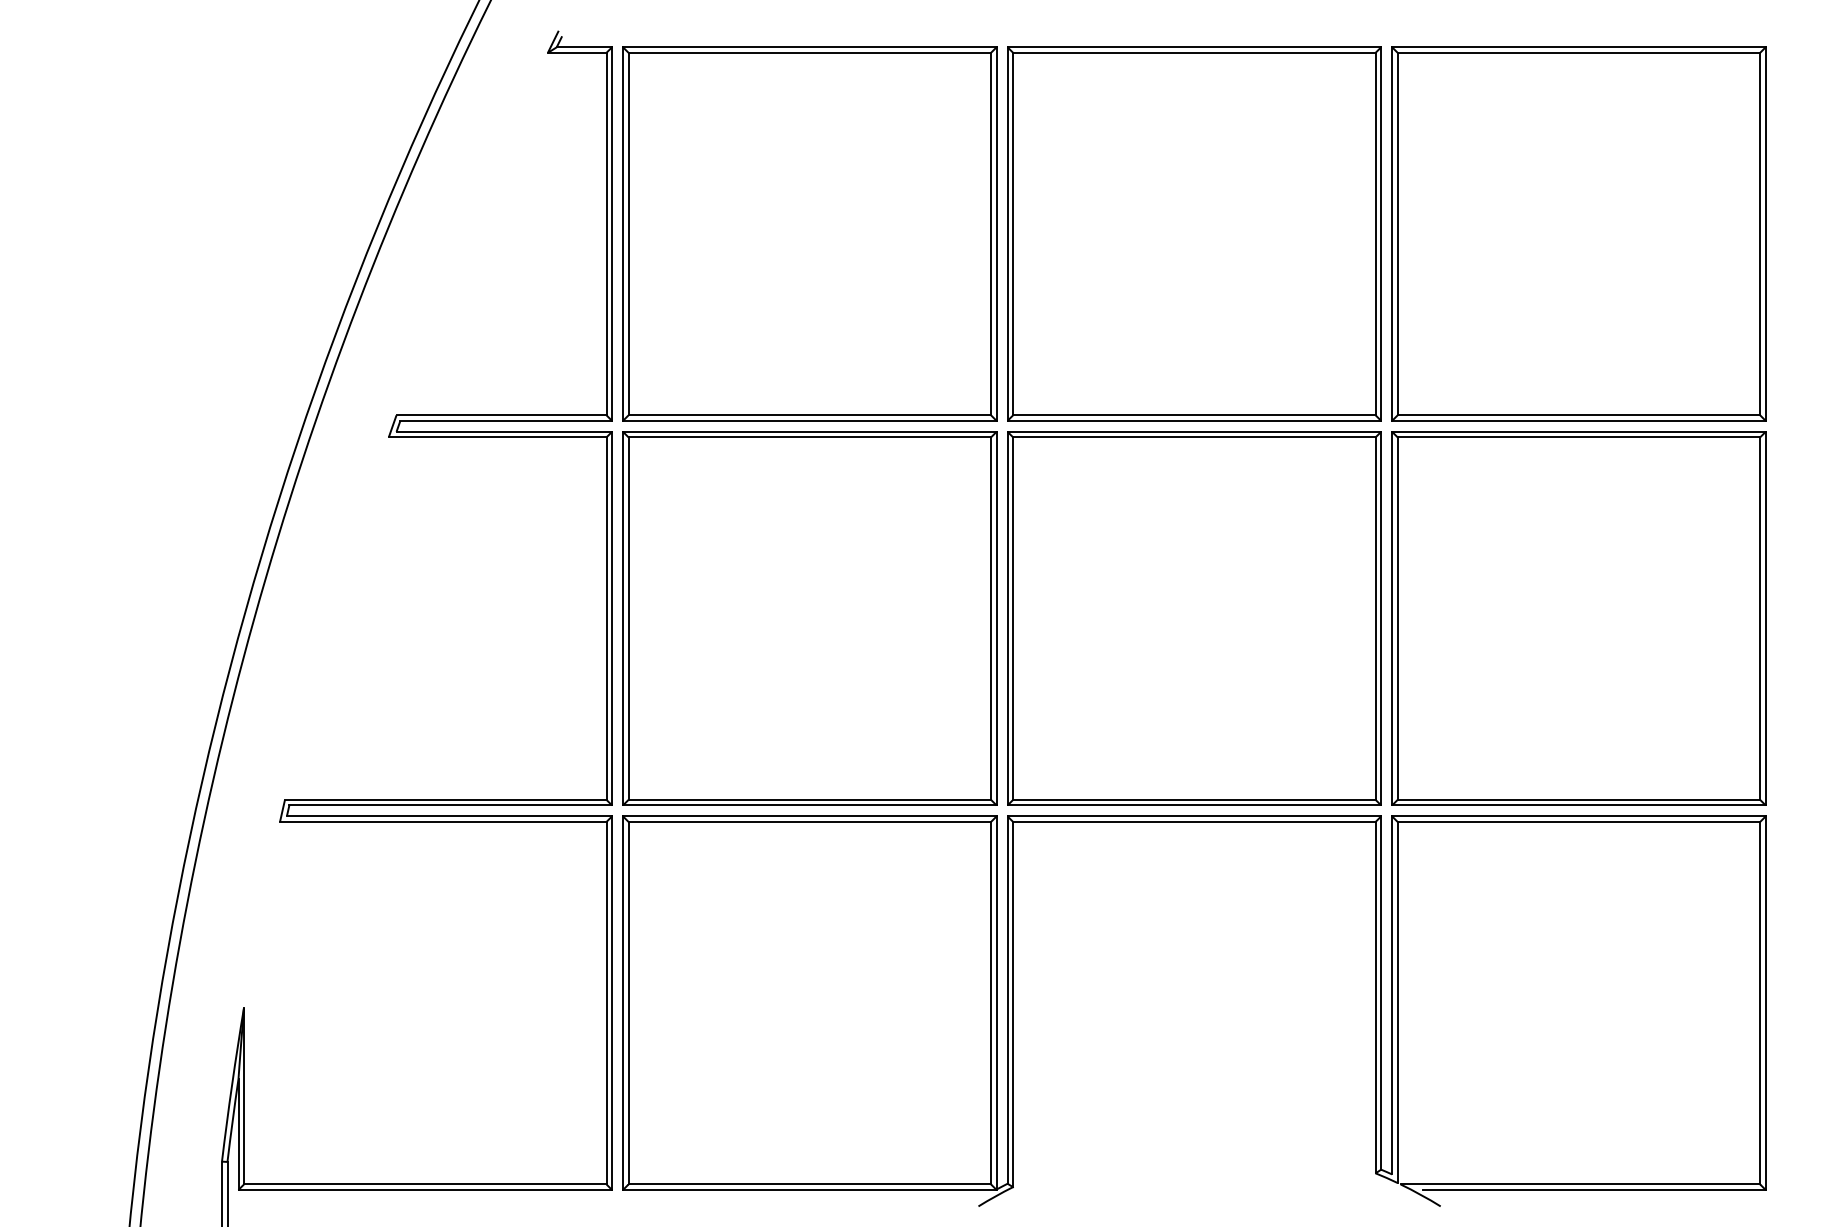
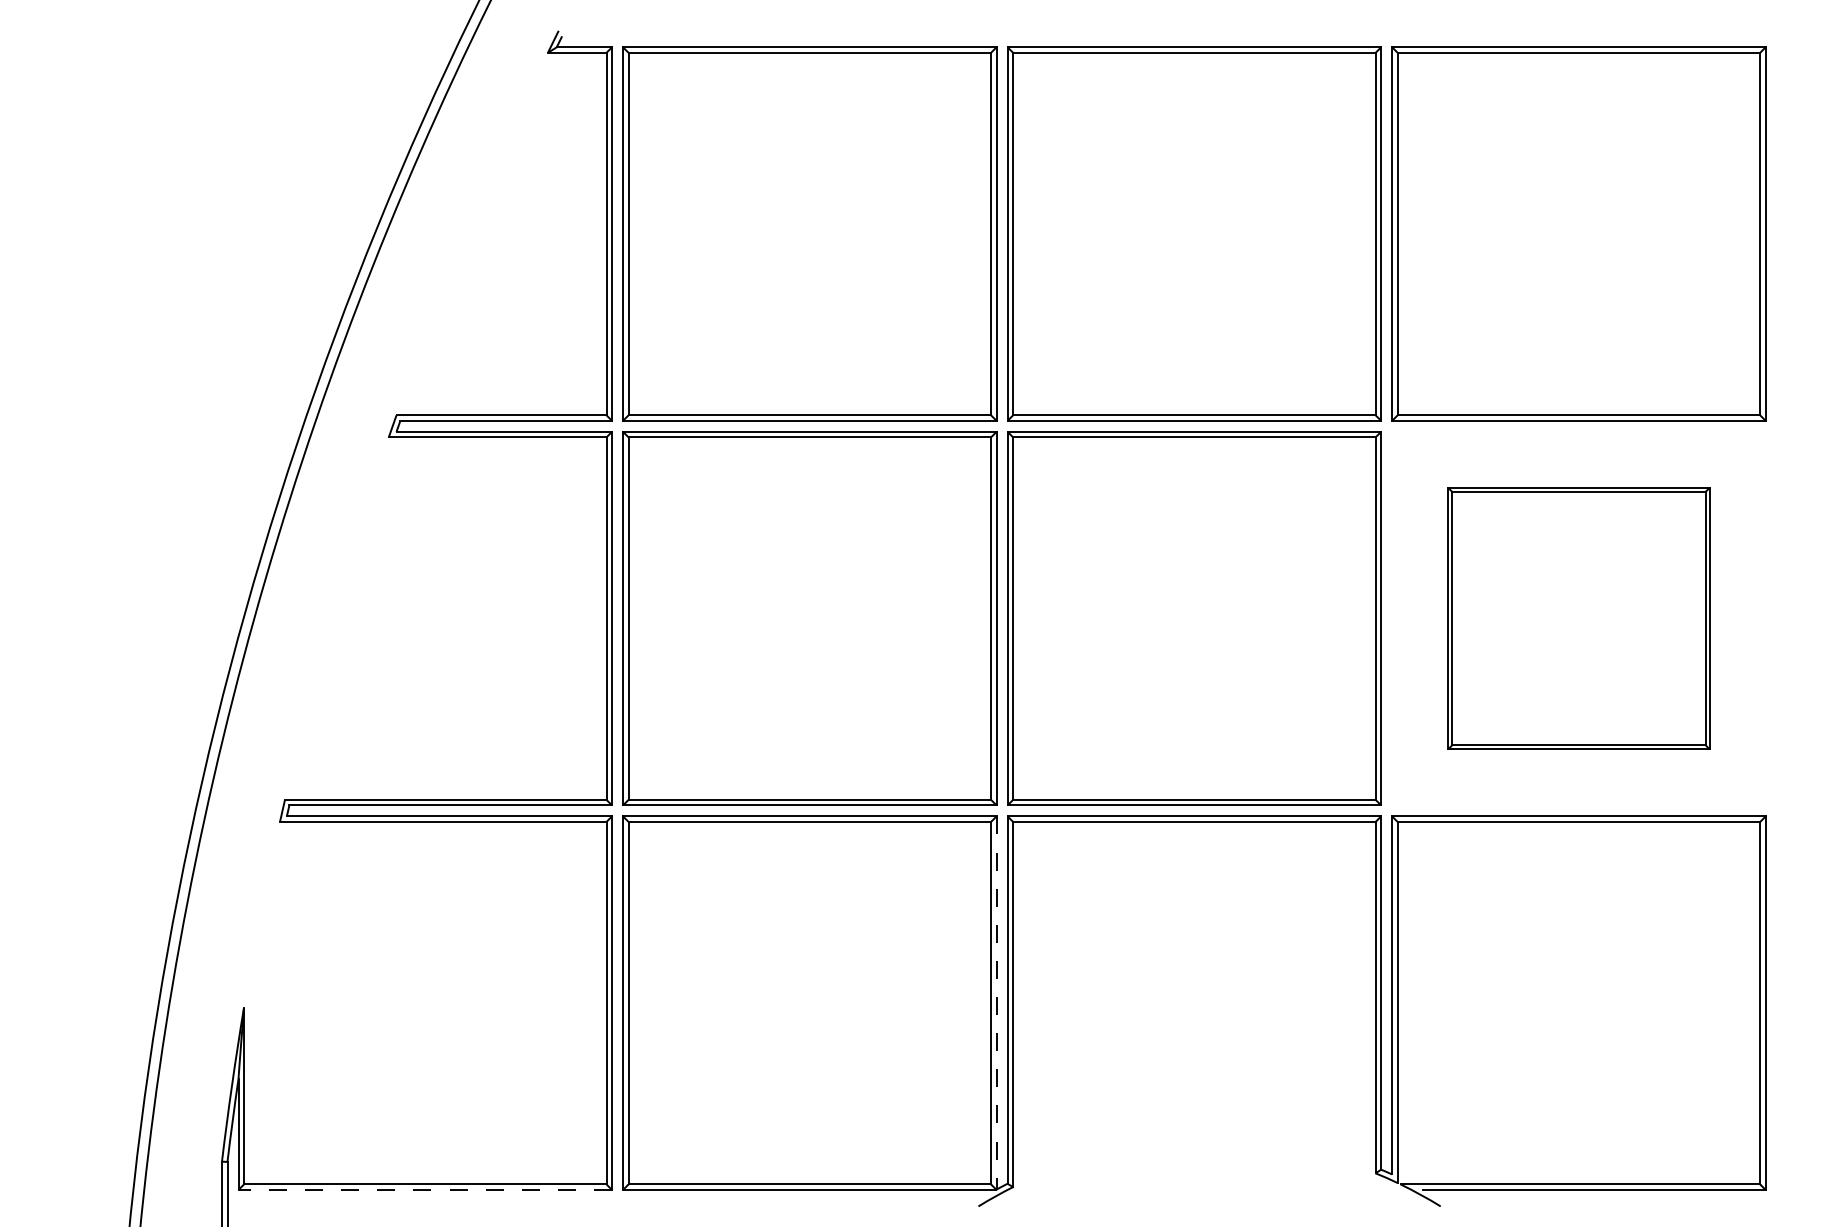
part size: 376x375 px -> 264x263 px (1578, 618)
line: solid -> dashed (996, 1002)
line: solid -> dashed (425, 1189)
